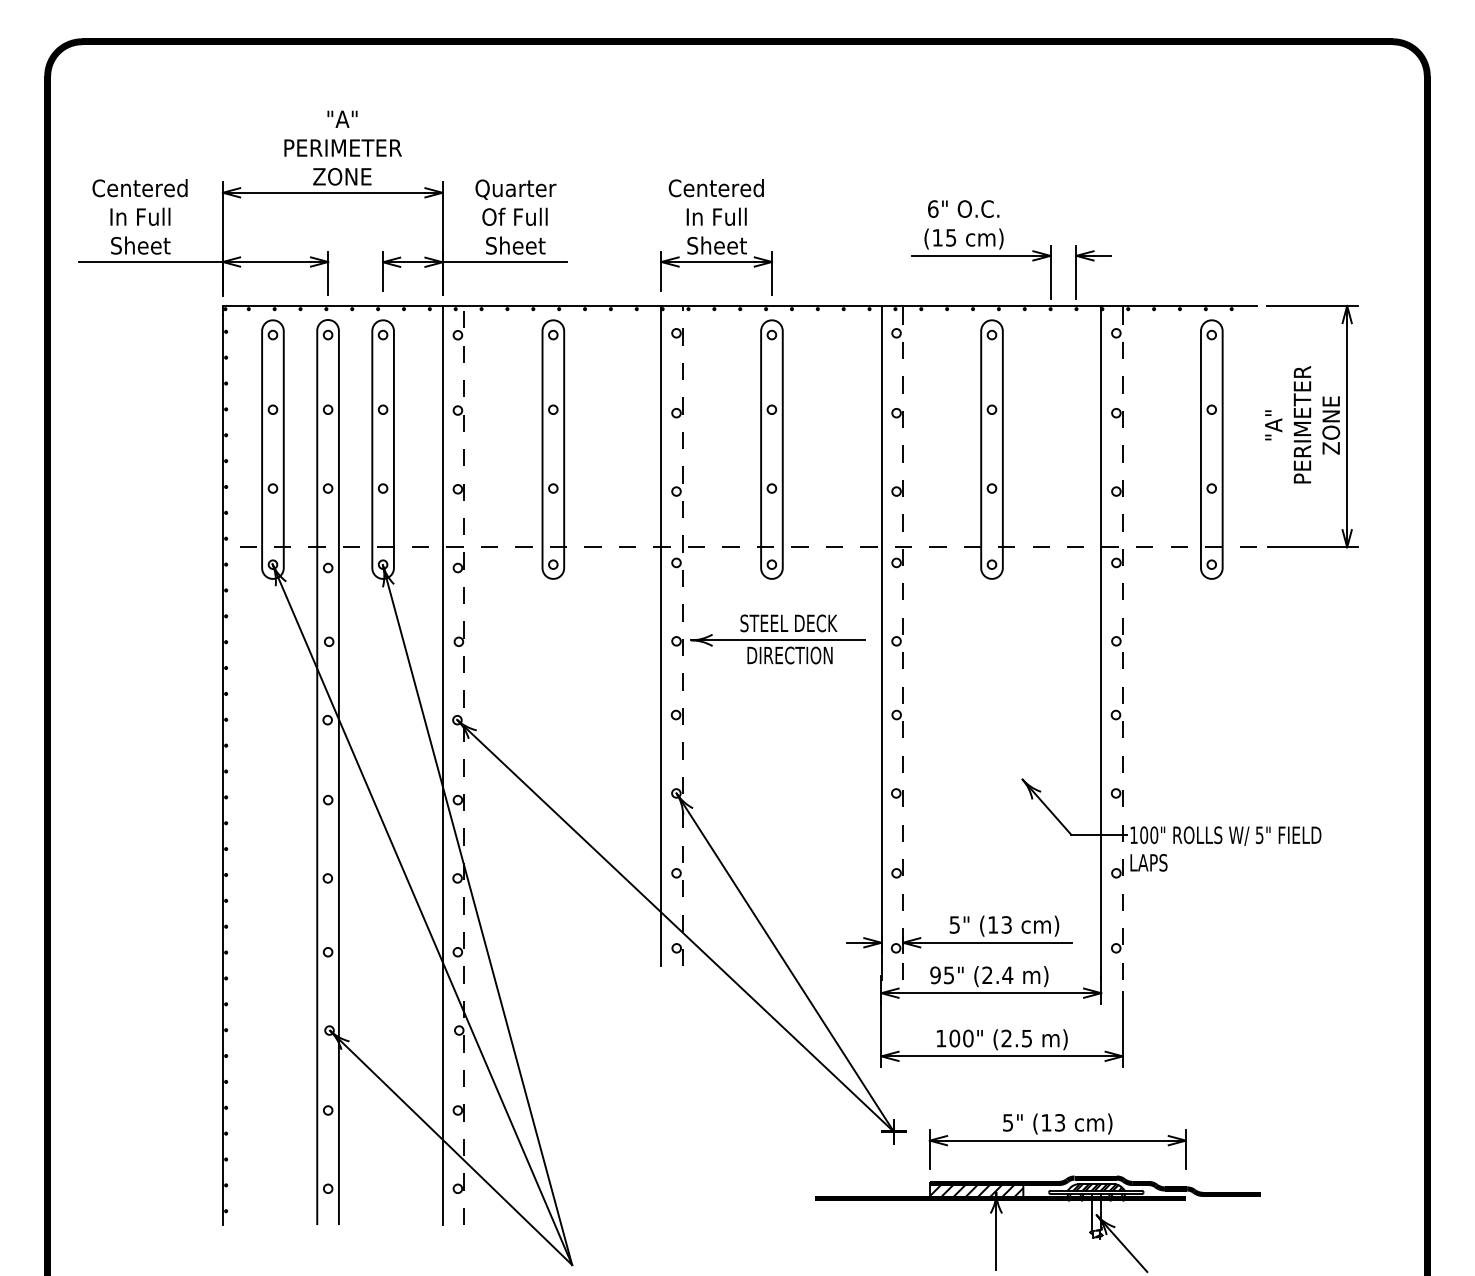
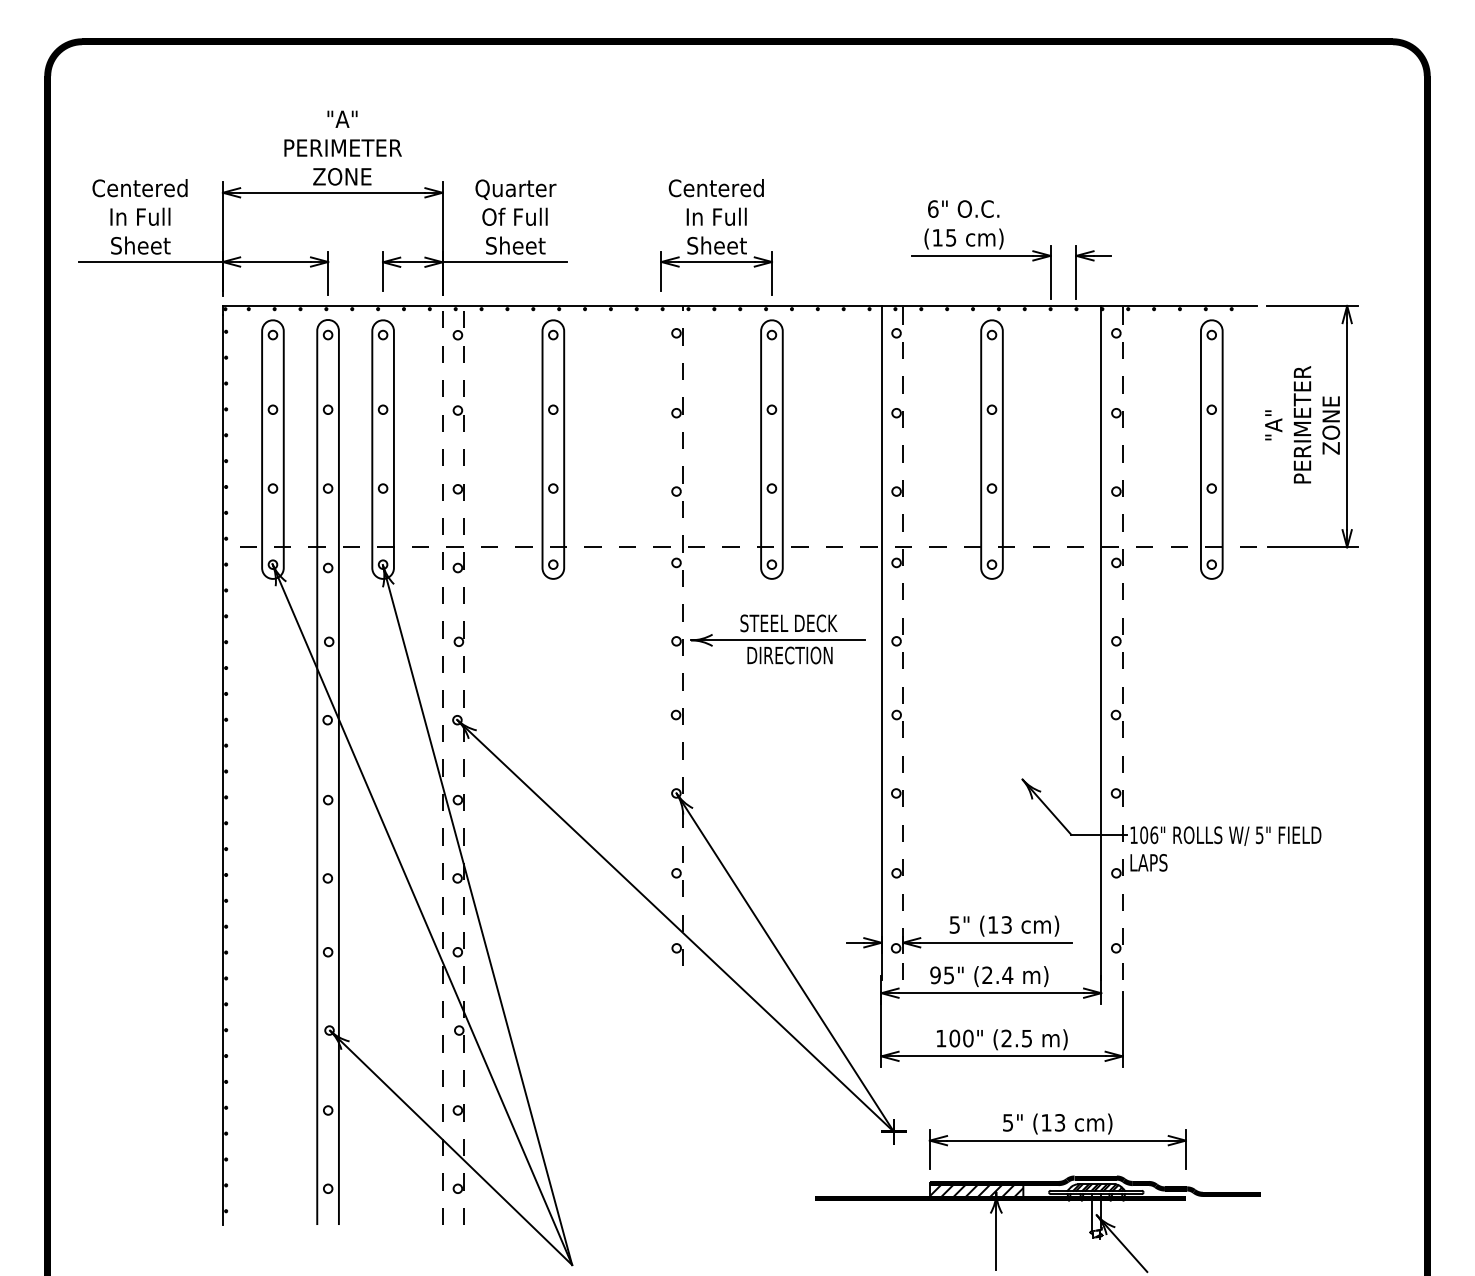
line: present -> none (661, 635)
line: solid -> dashed (442, 765)
text: 100" -> 106" (1154, 834)
